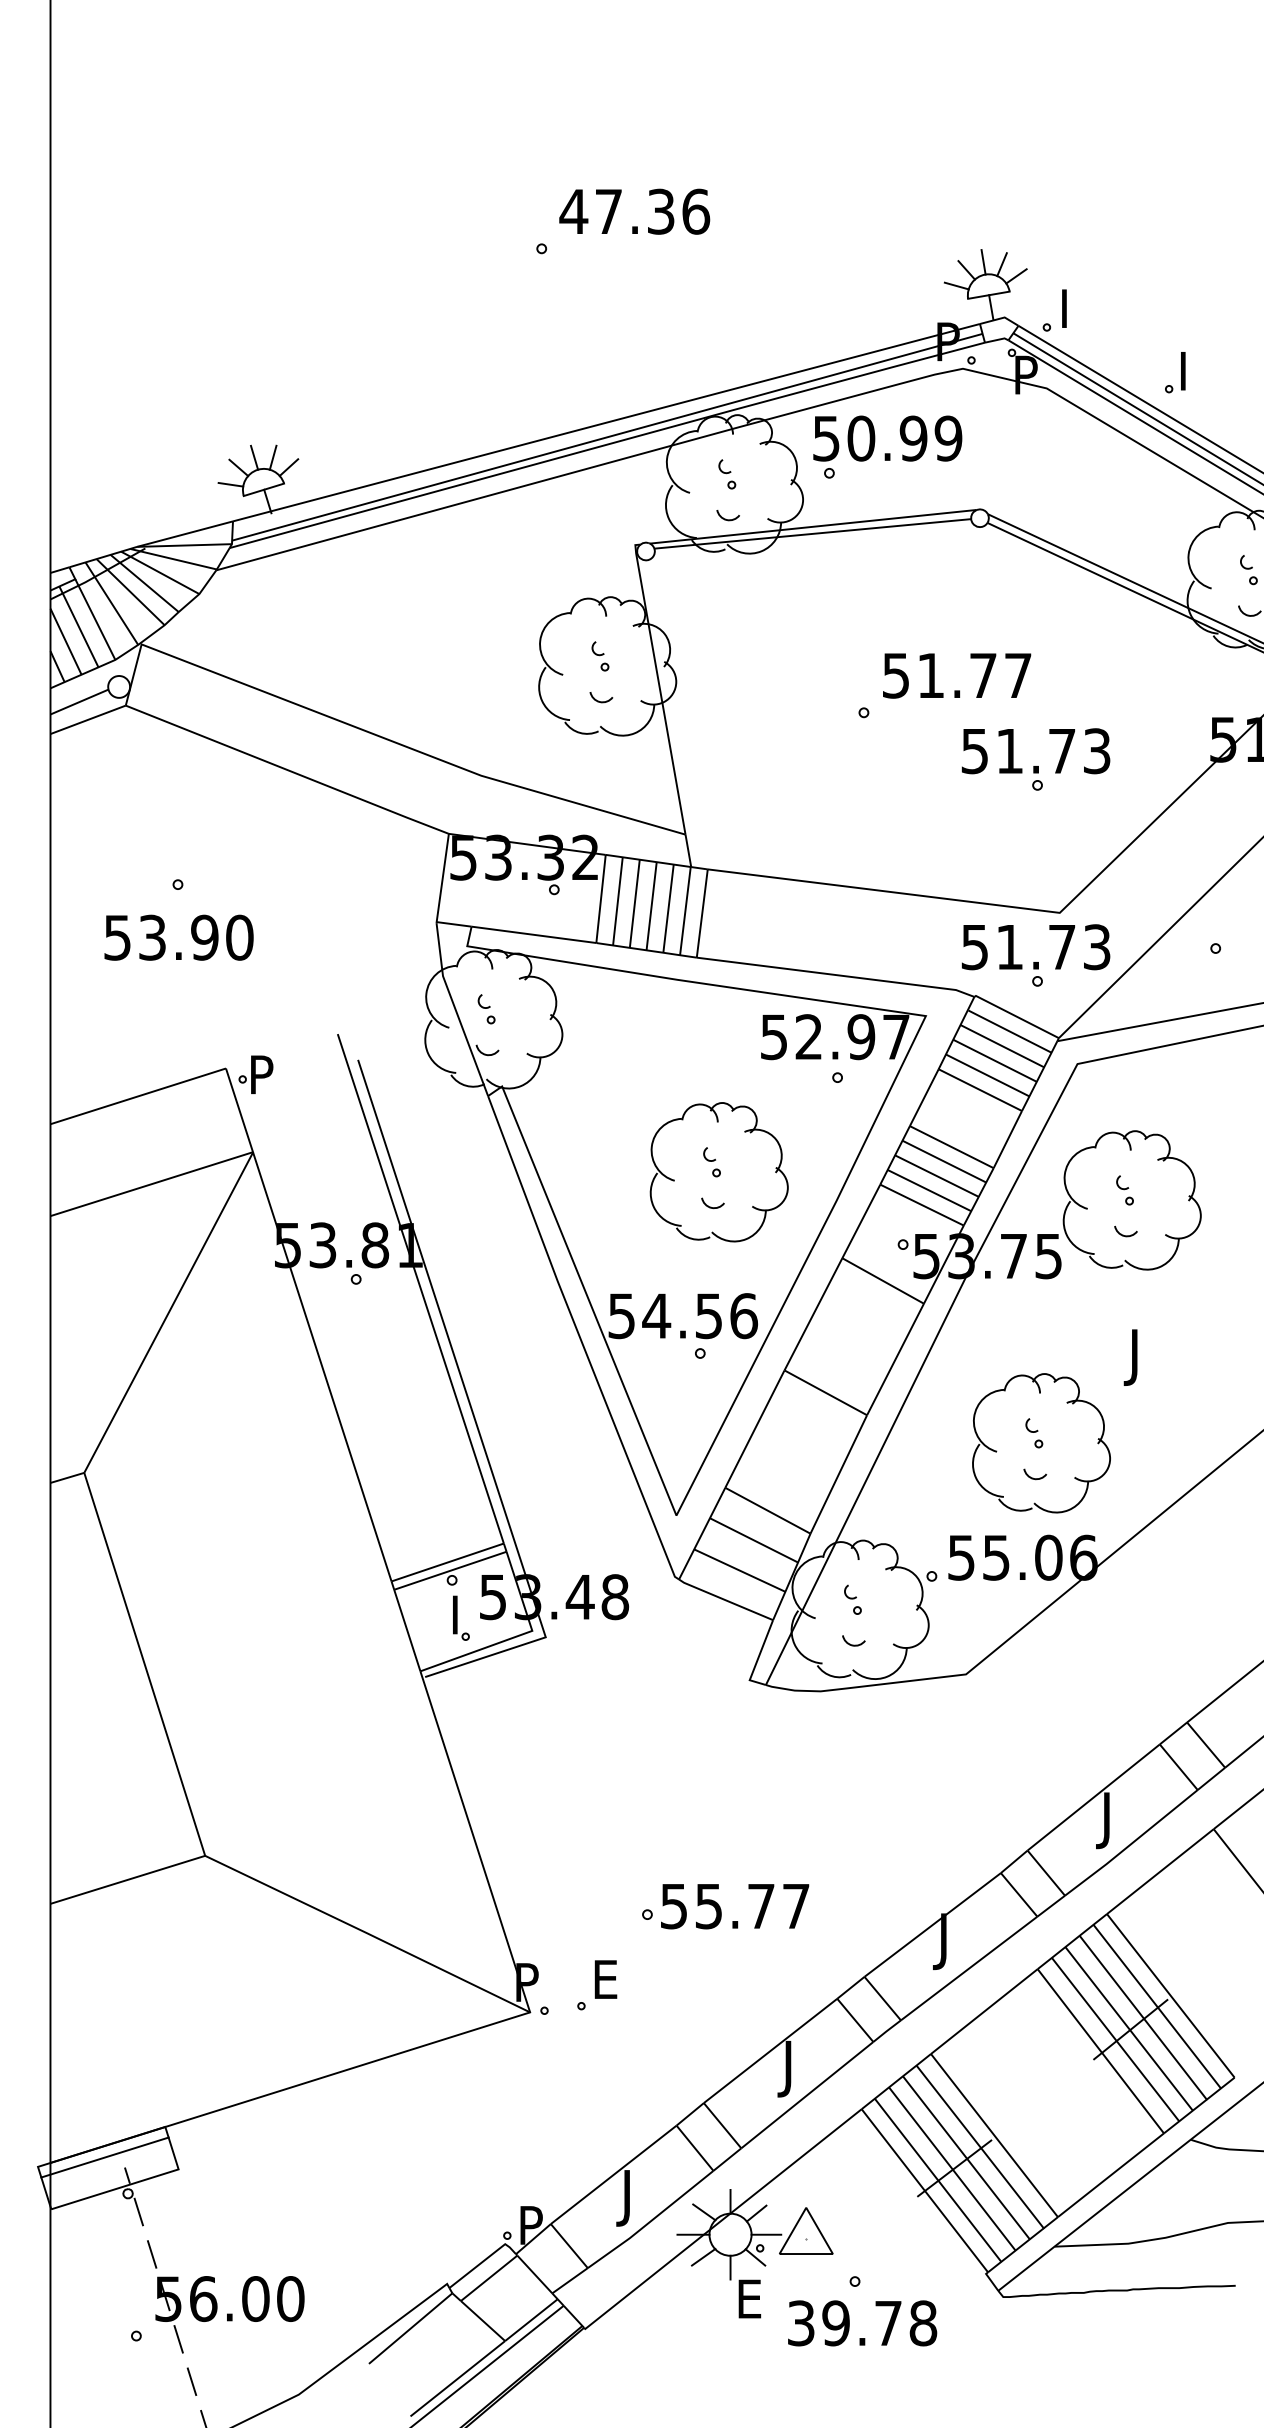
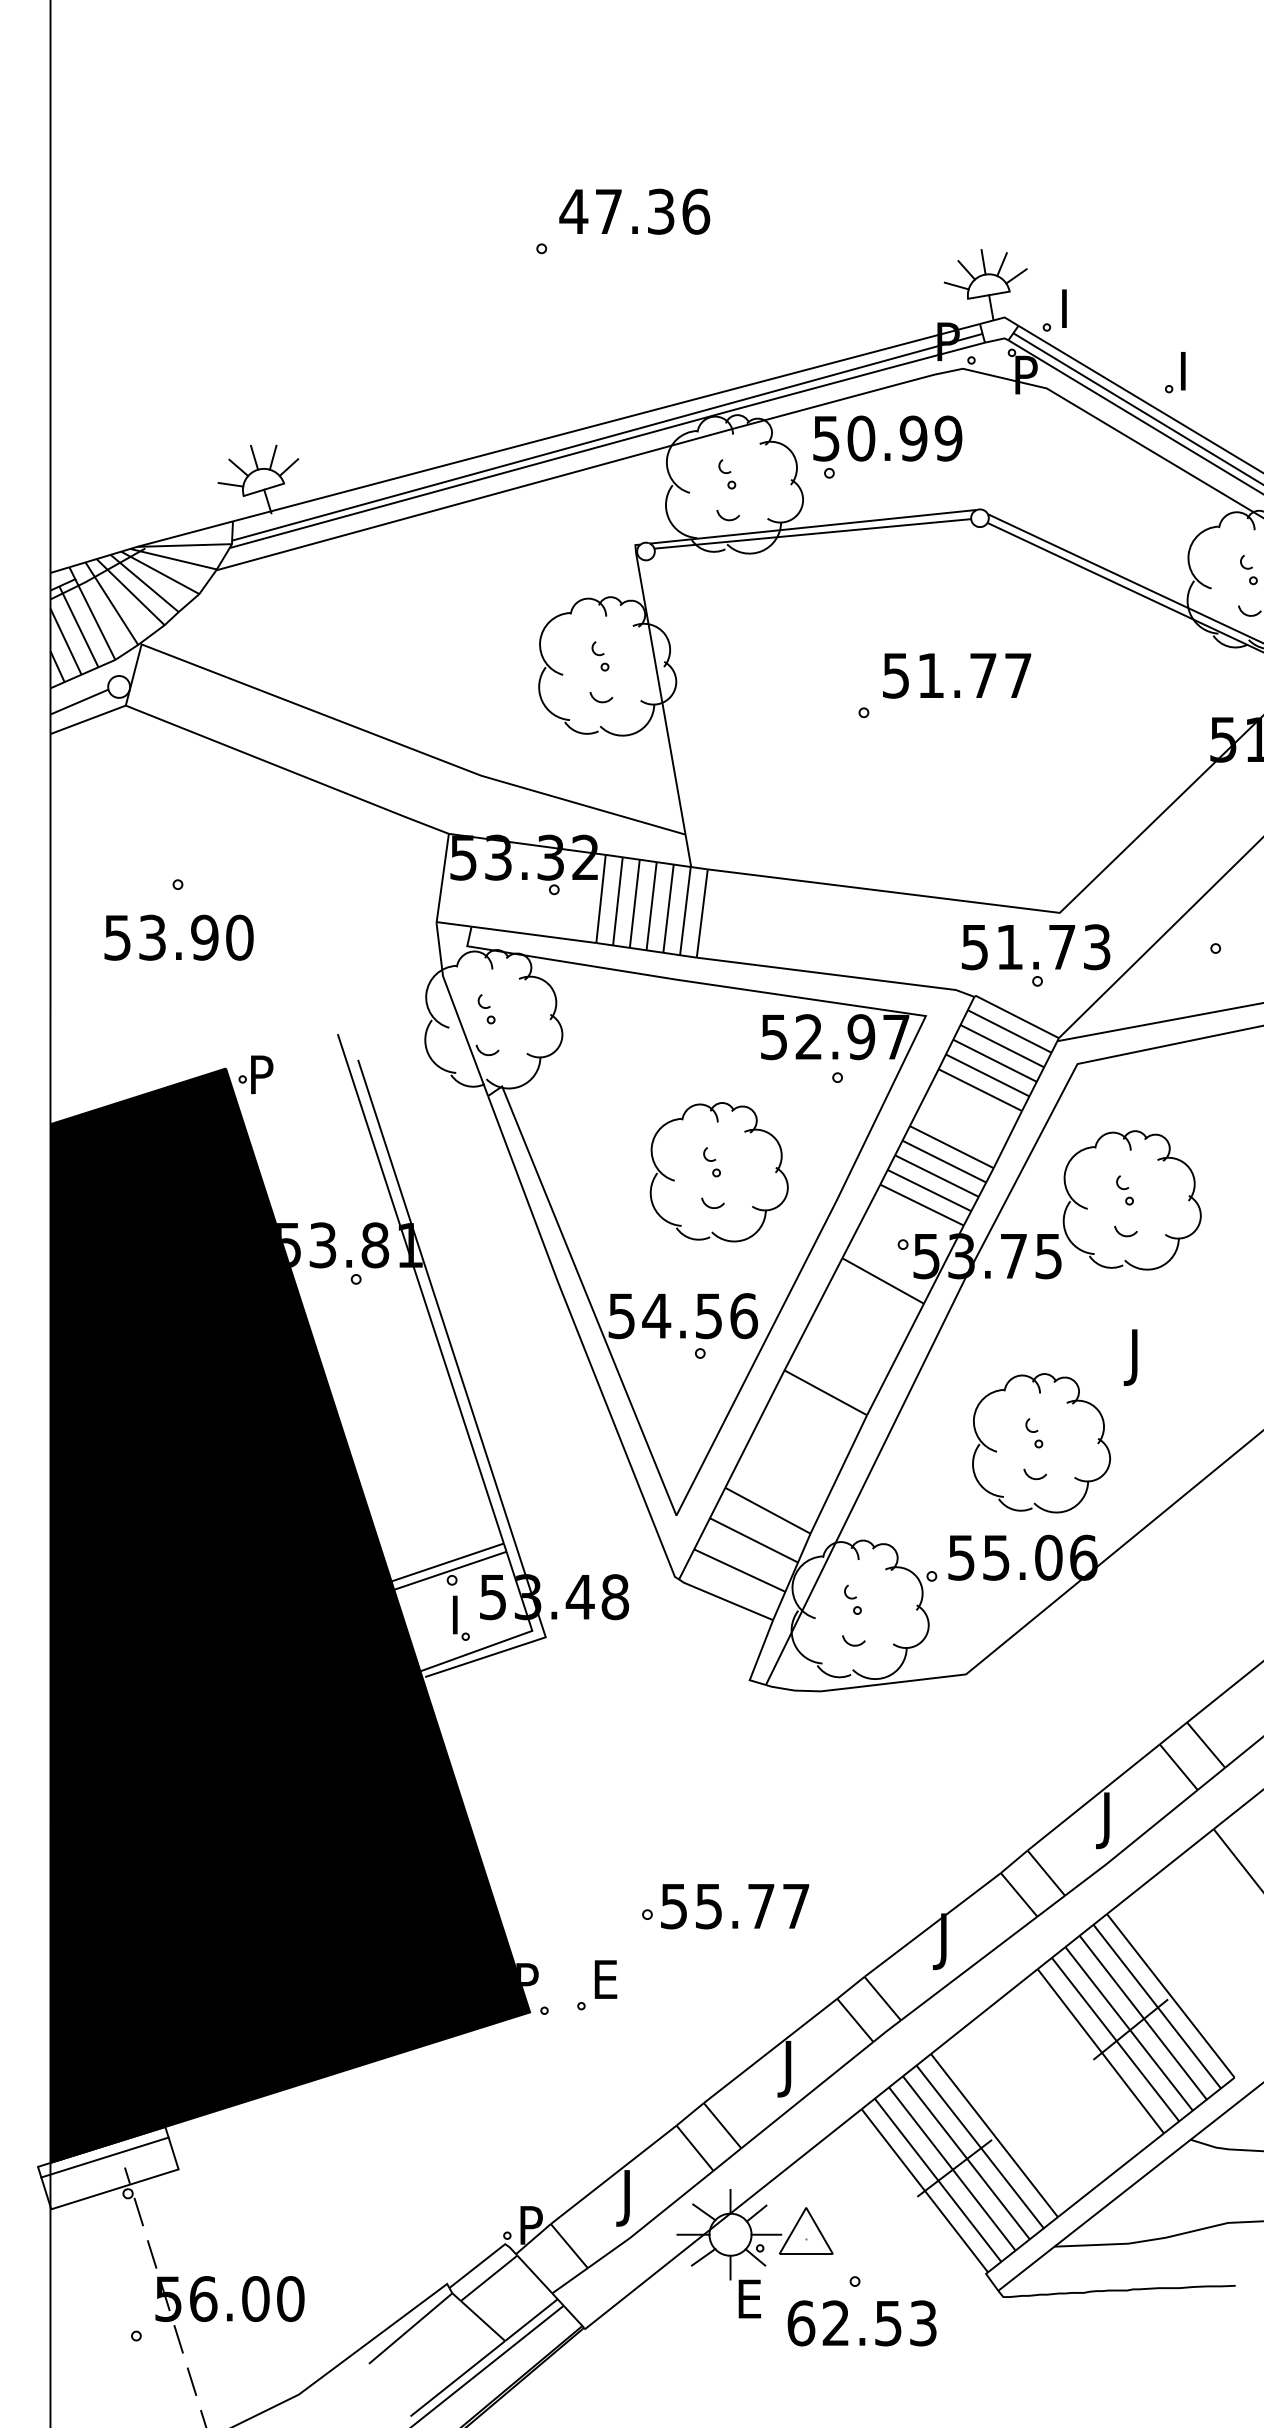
part: present -> none (1035, 766)
fill: none -> present (290, 1615)
text: 39.78 -> 62.53 (862, 2323)
